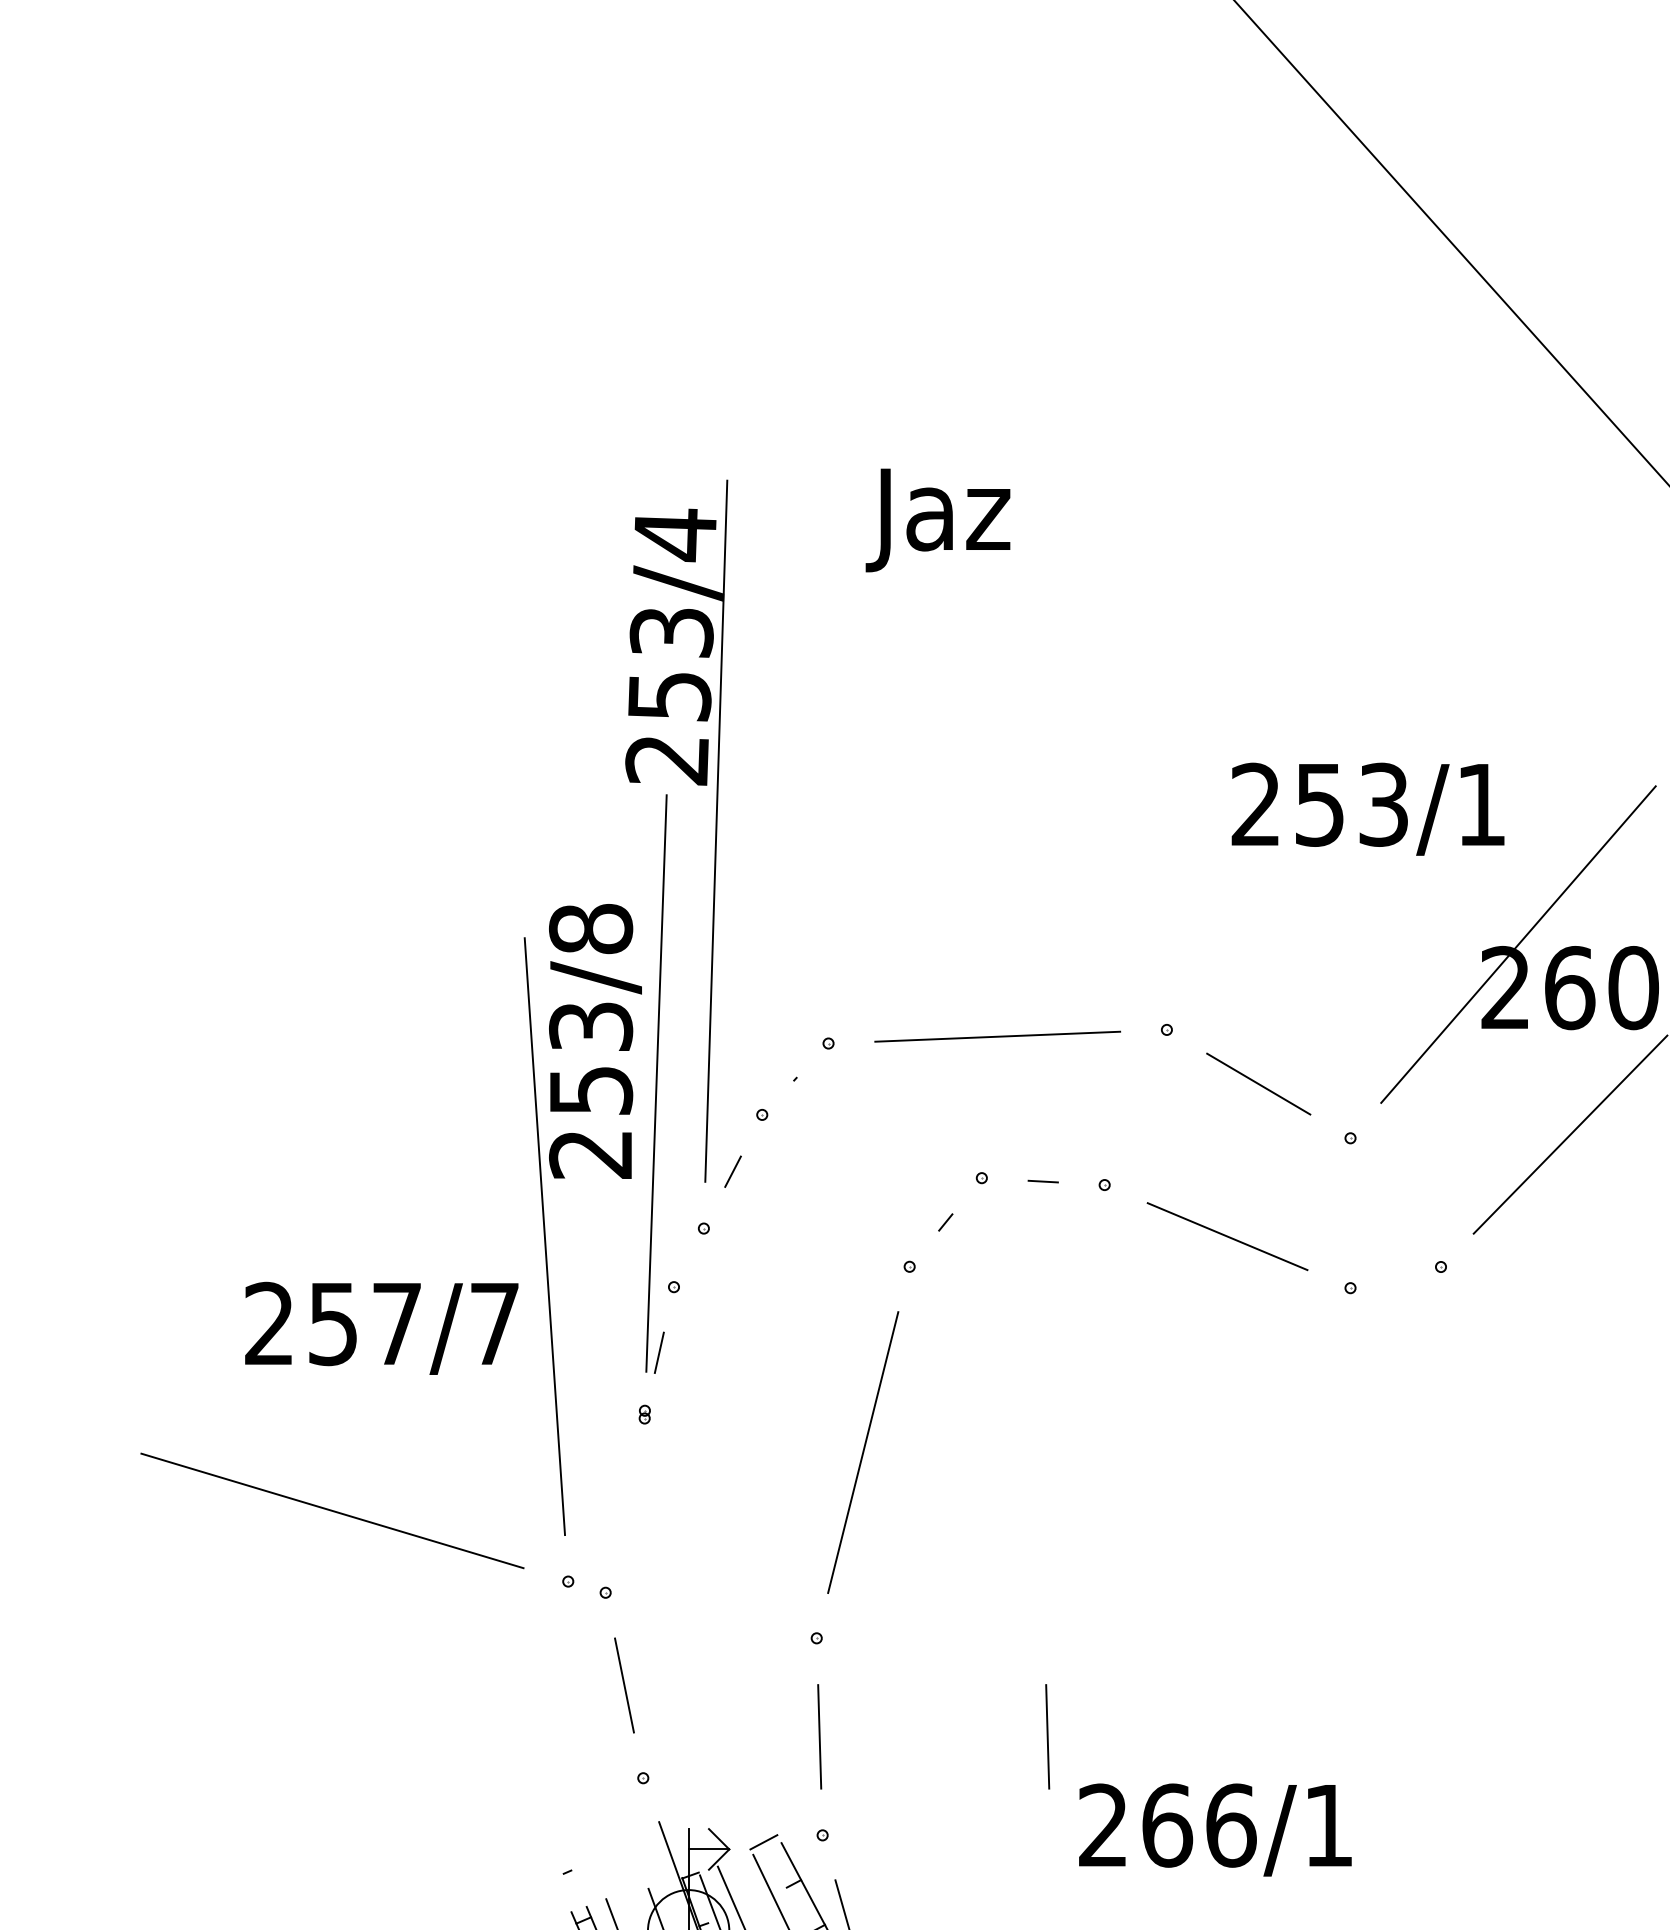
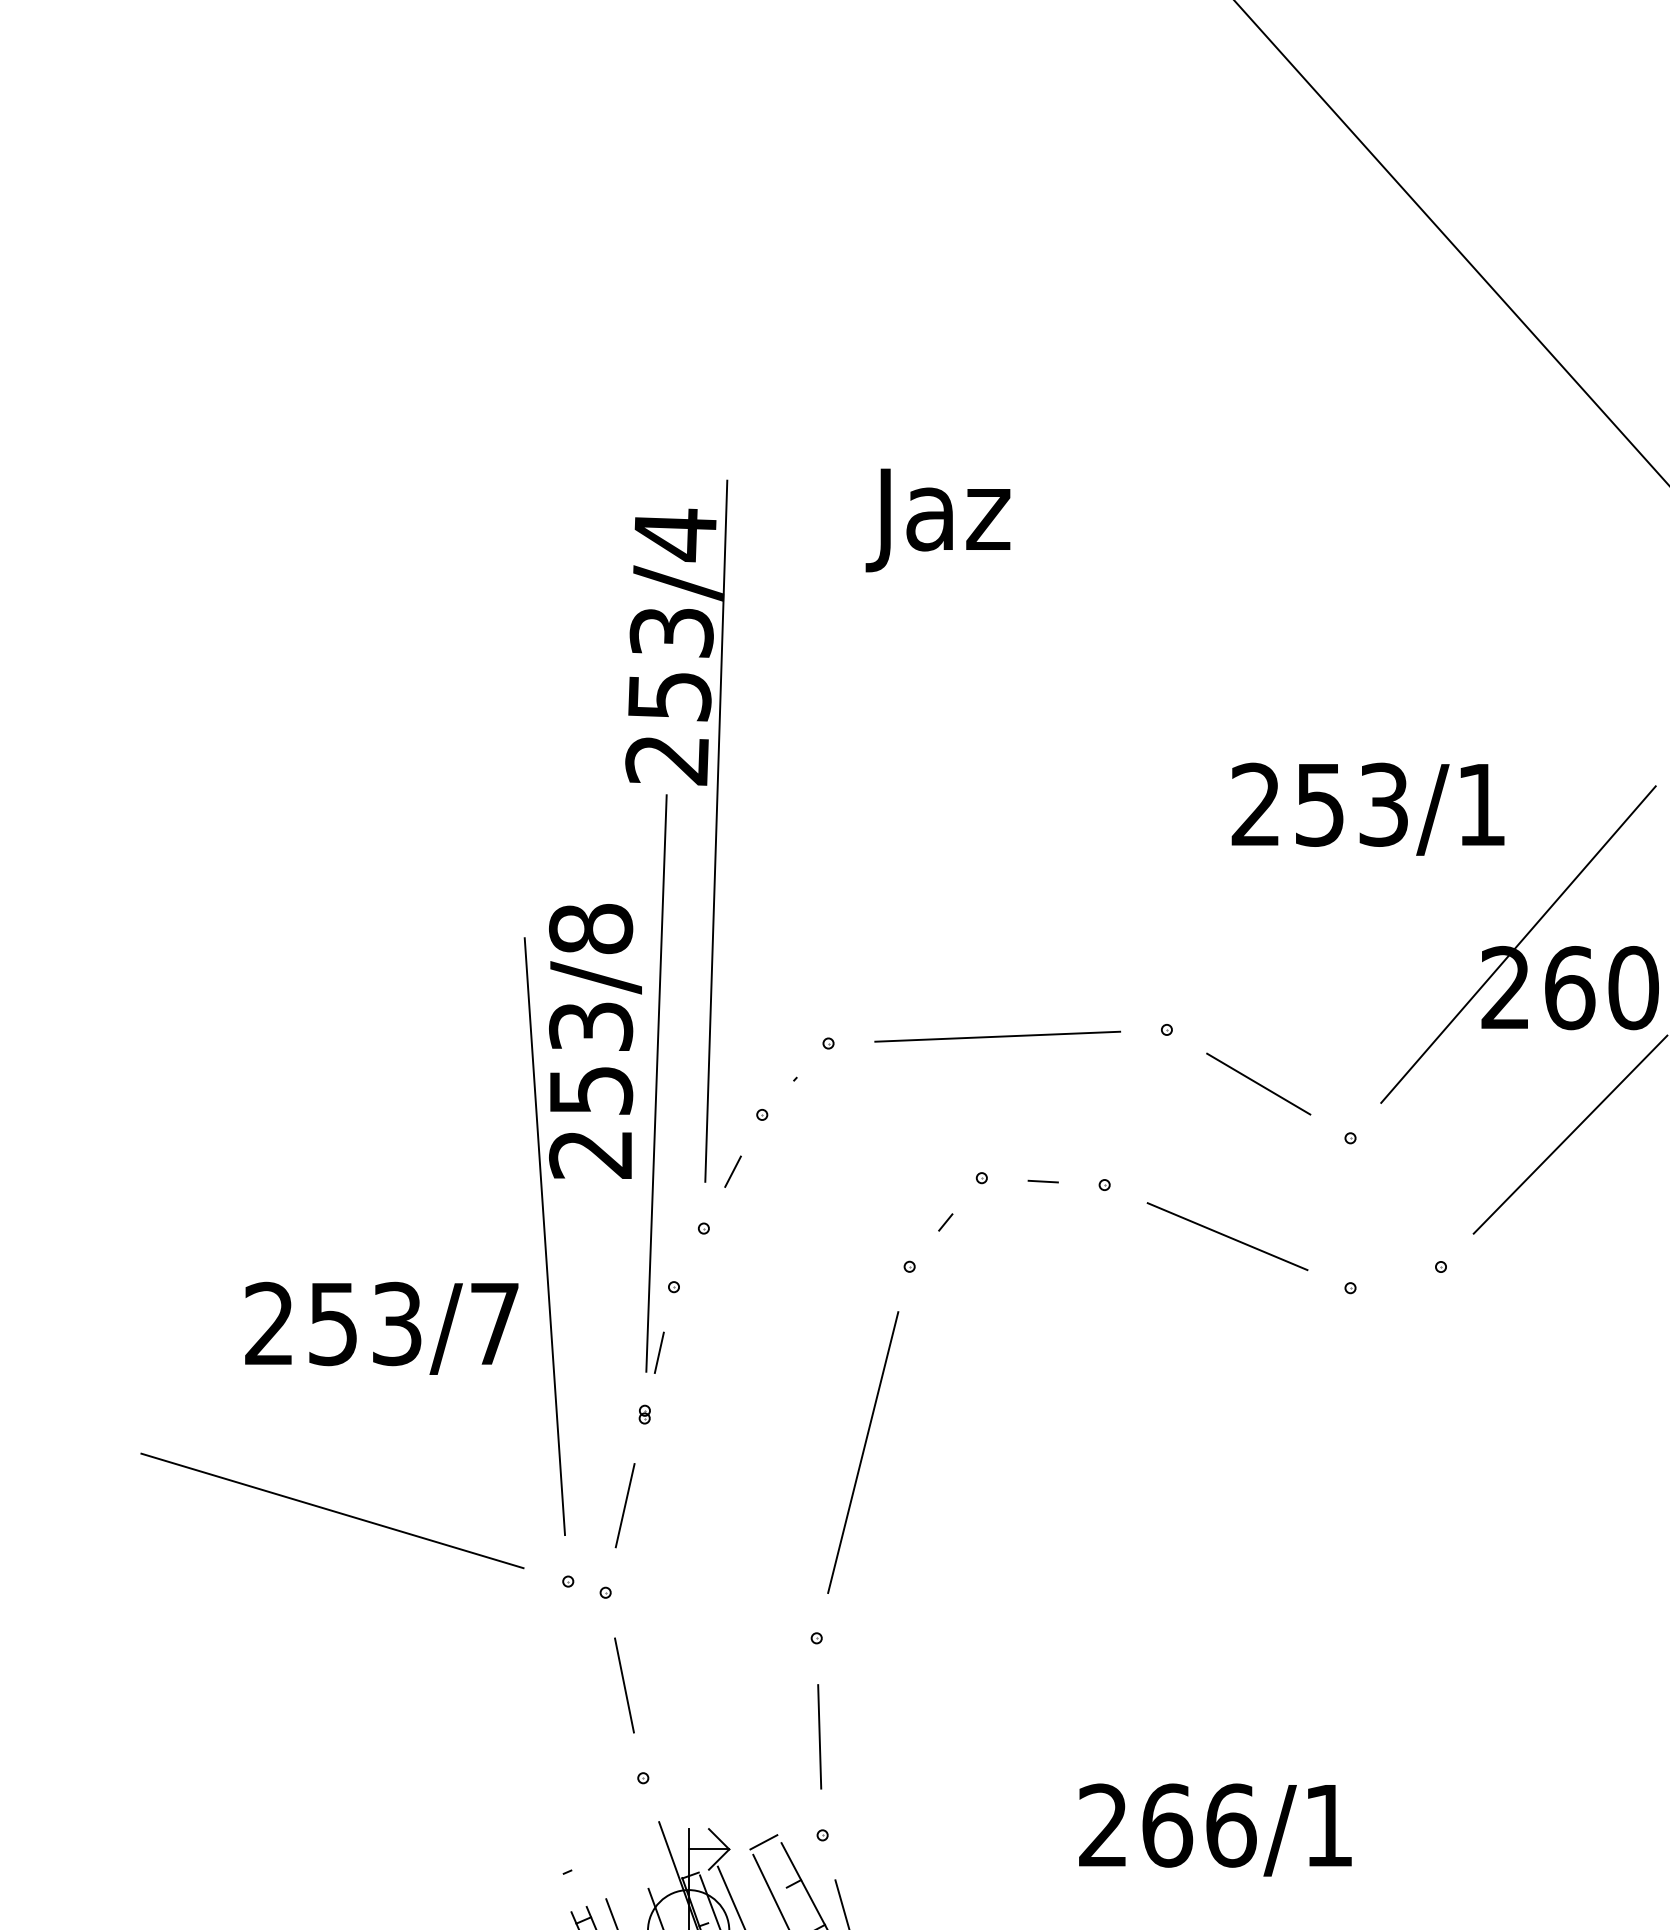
text: 257/7 -> 253/7 (397, 1323)
line: none -> present (624, 1505)
line: present -> none (1047, 1736)
